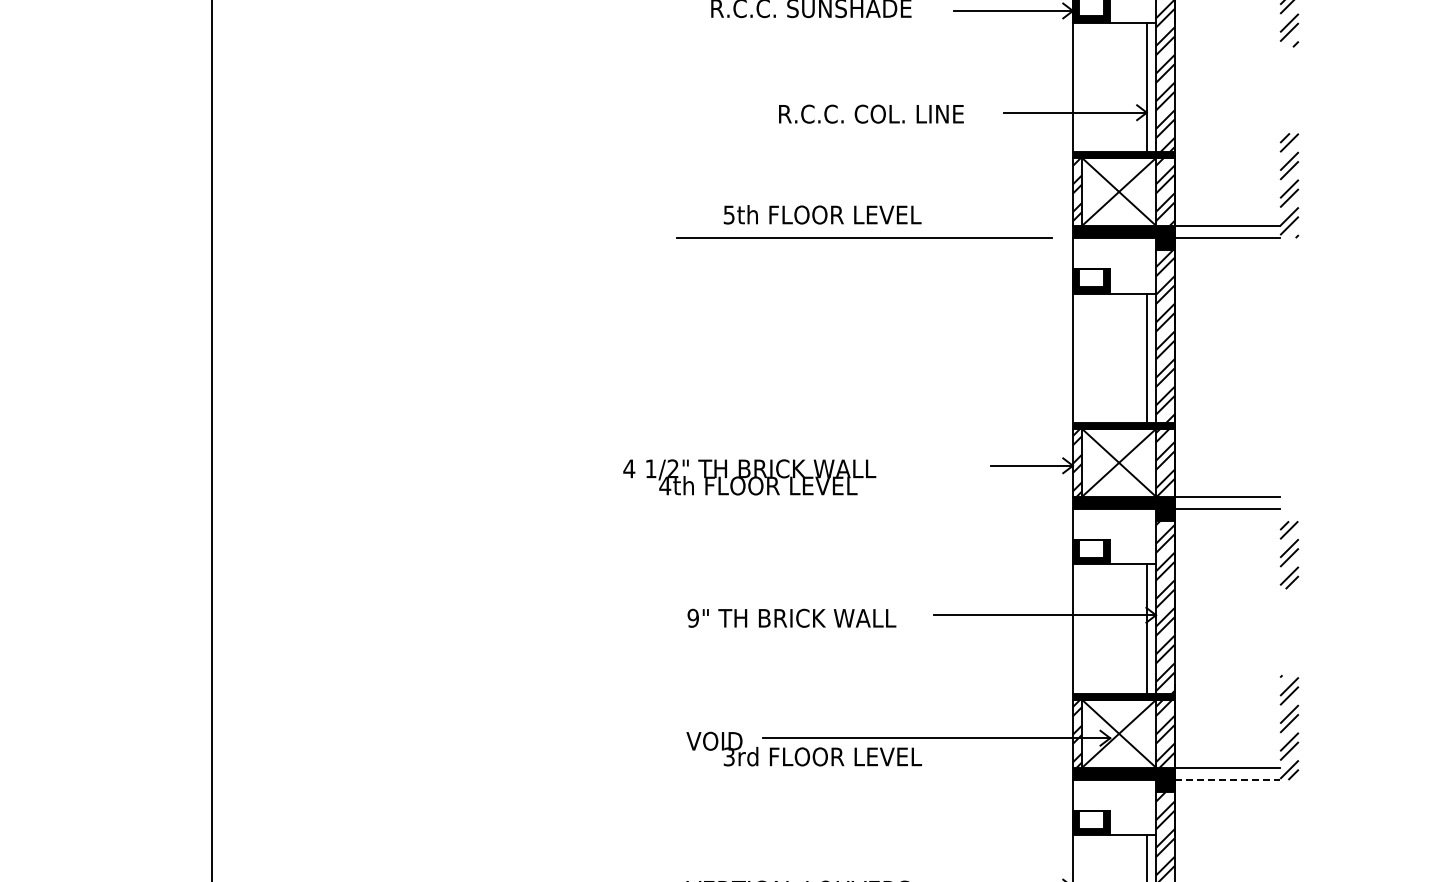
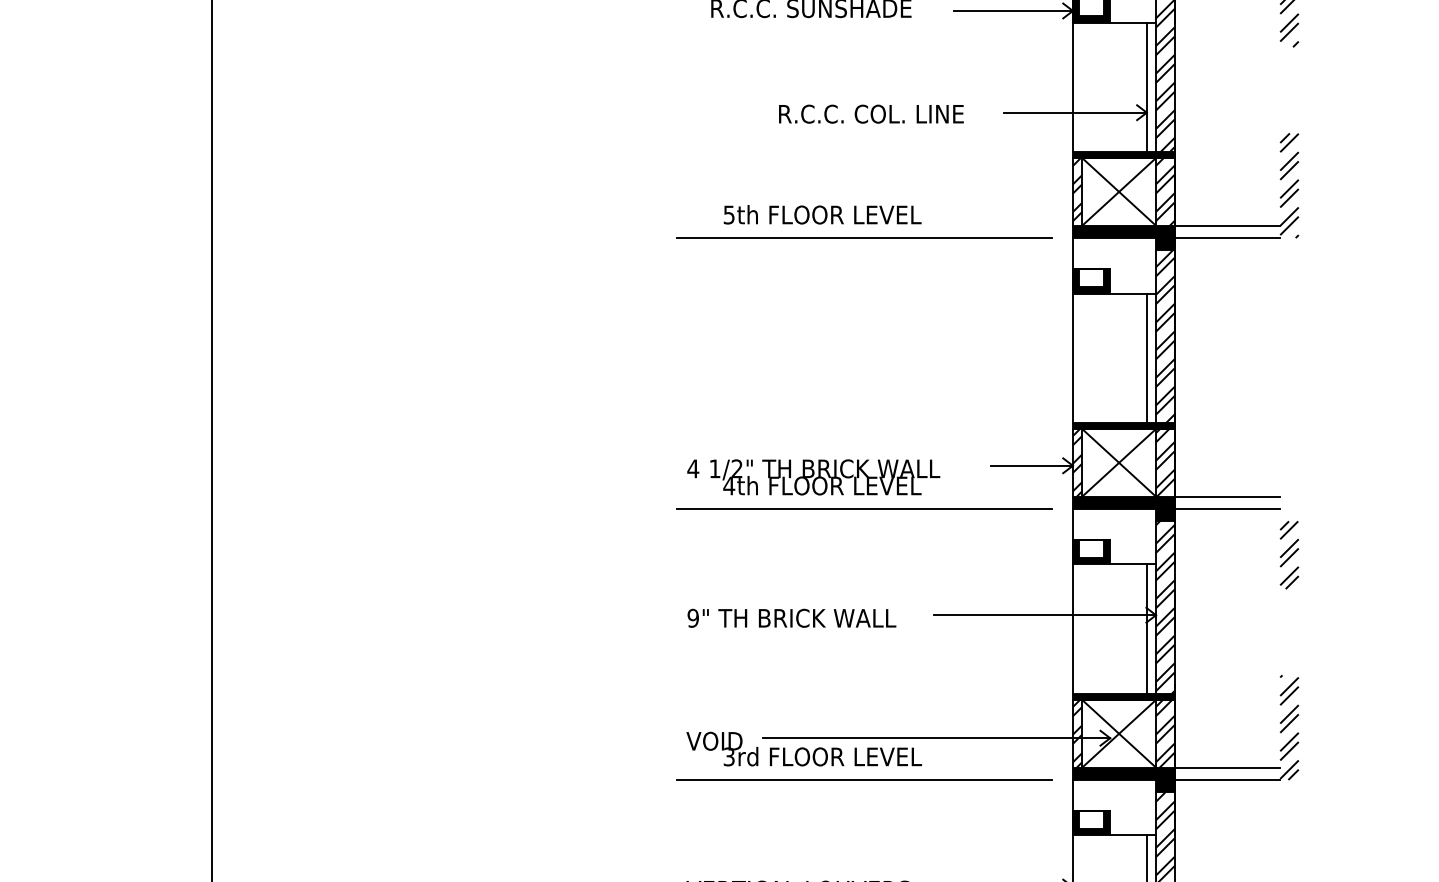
text position: (749, 477) -> (813, 477) (813, 477)
line: none -> present (864, 509)
line: none -> present (864, 779)
line: dashed -> solid (1227, 779)
